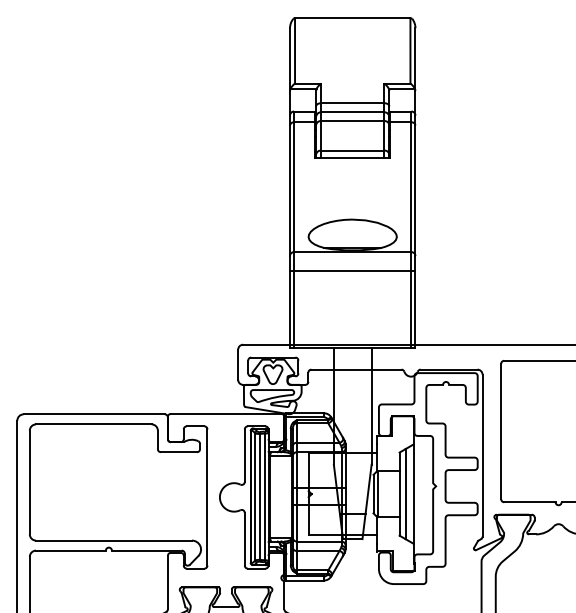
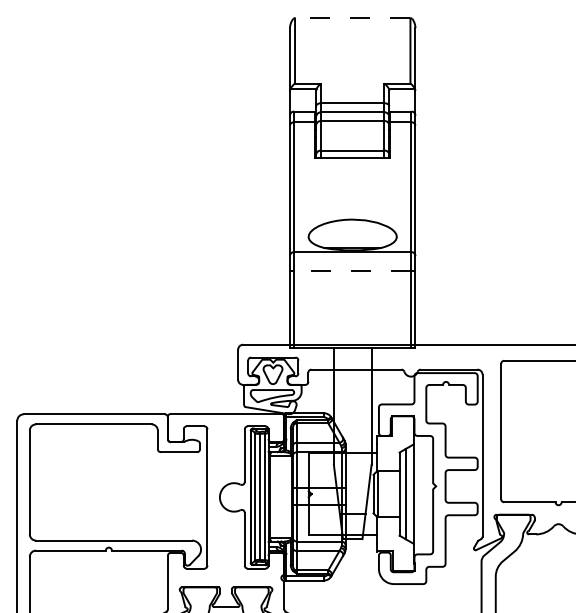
line: solid -> dashed (352, 18)
line: solid -> dashed (352, 271)
